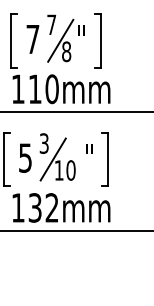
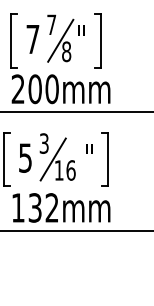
text: 110mm -> 200mm (26, 89)
text: 10 -> 16 (70, 170)
